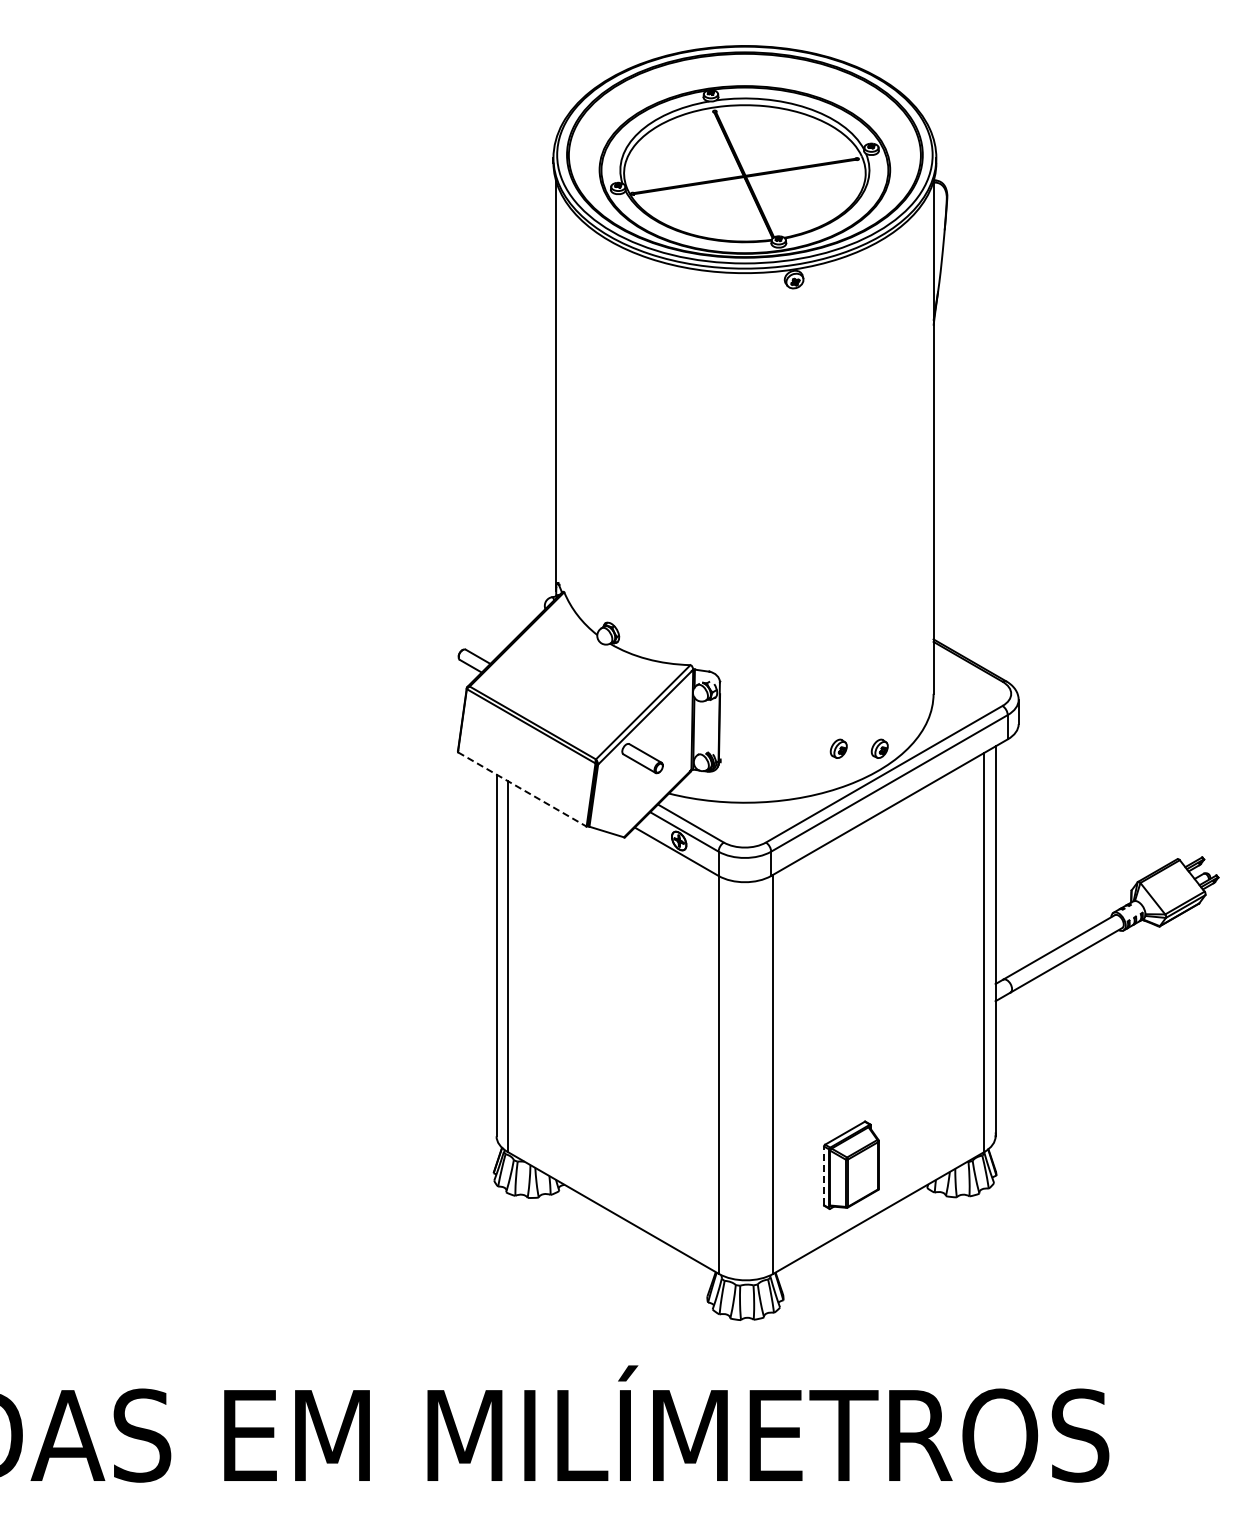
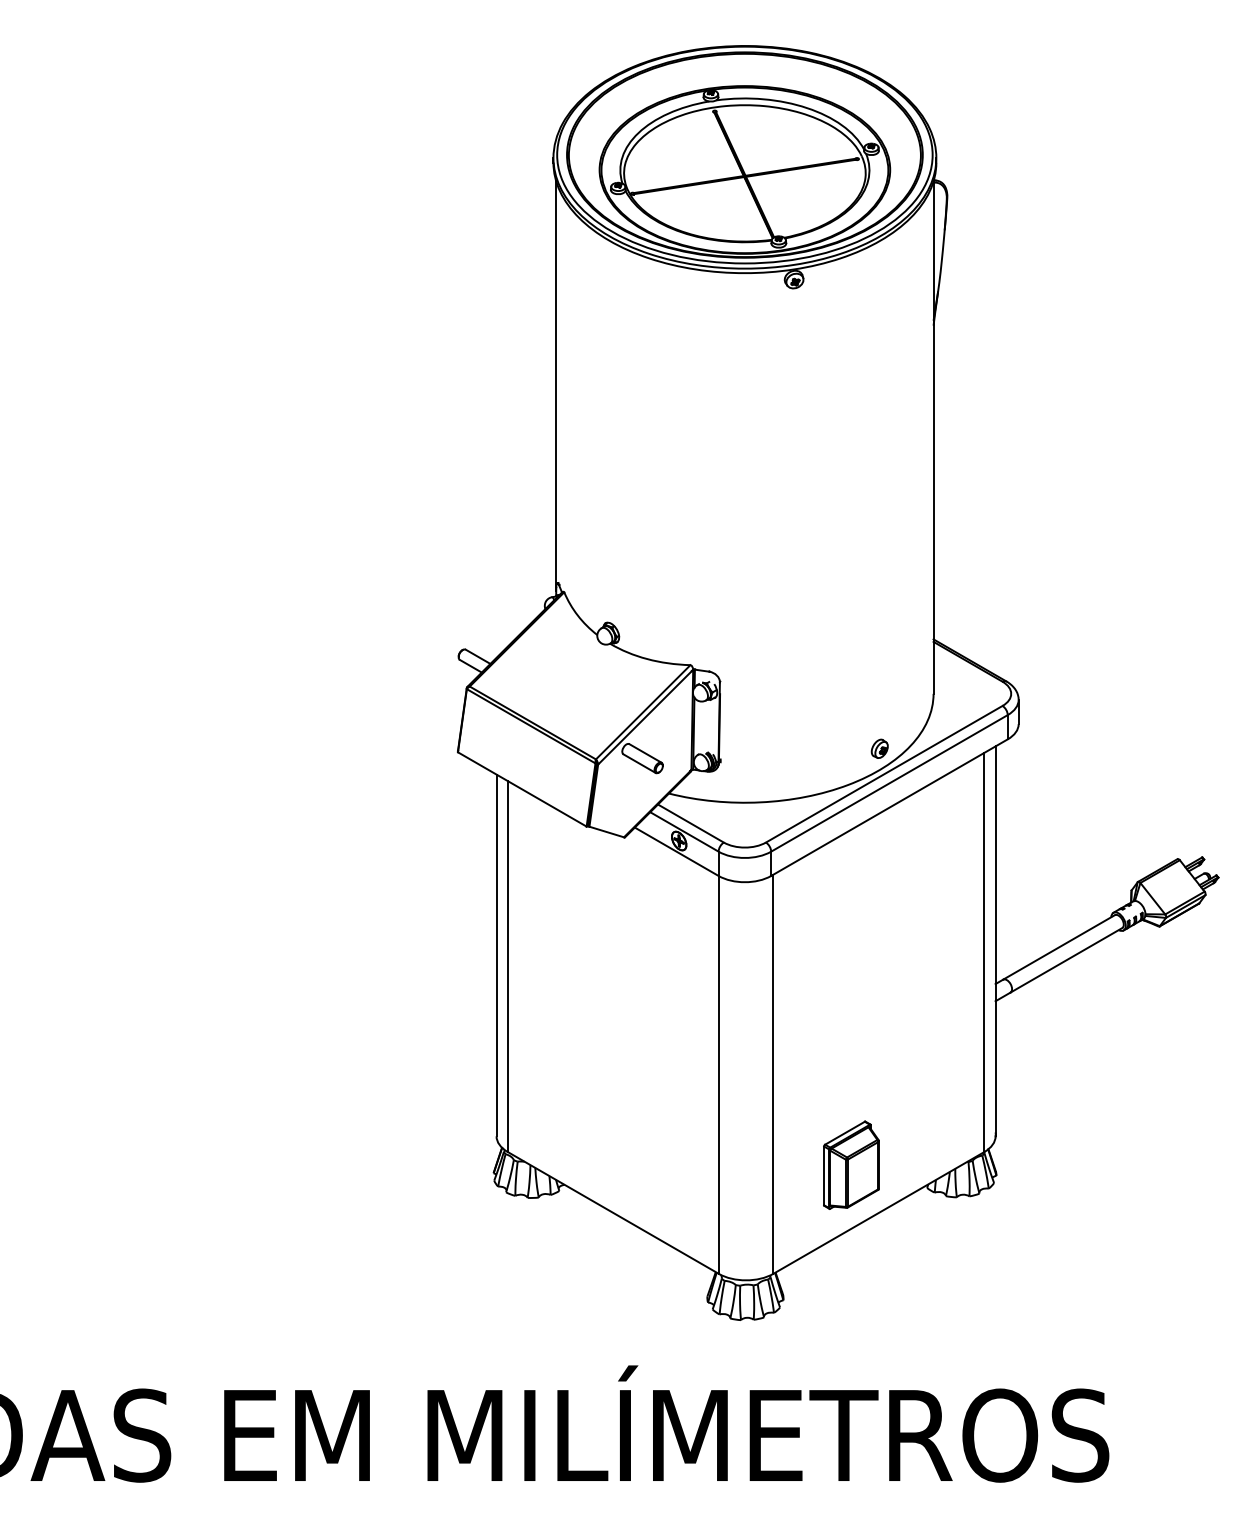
part: present -> none (838, 748)
line: dashed -> solid (522, 789)
line: dashed -> solid (824, 1175)
